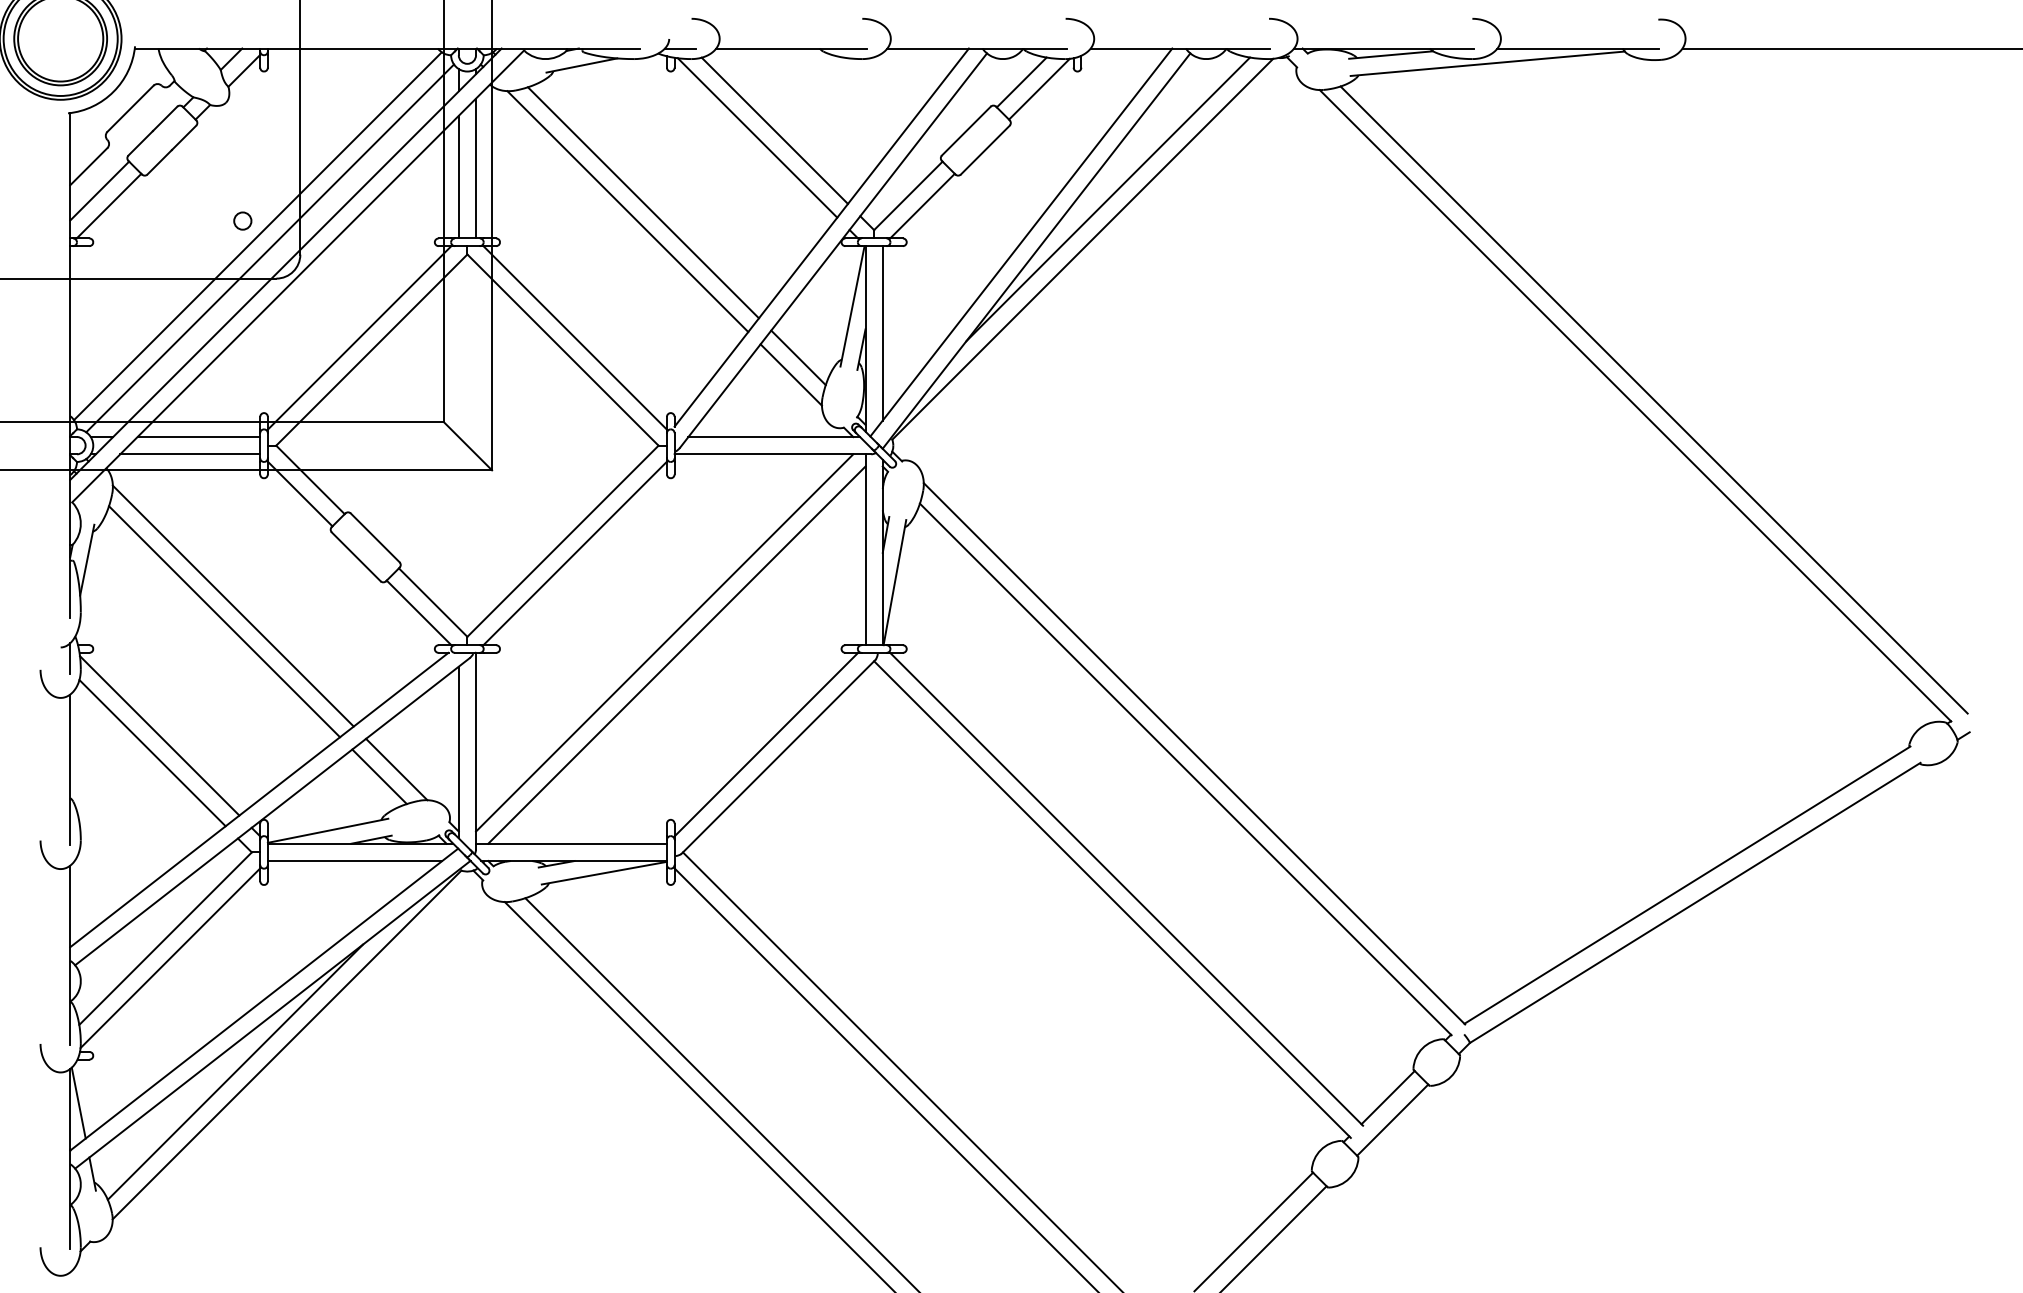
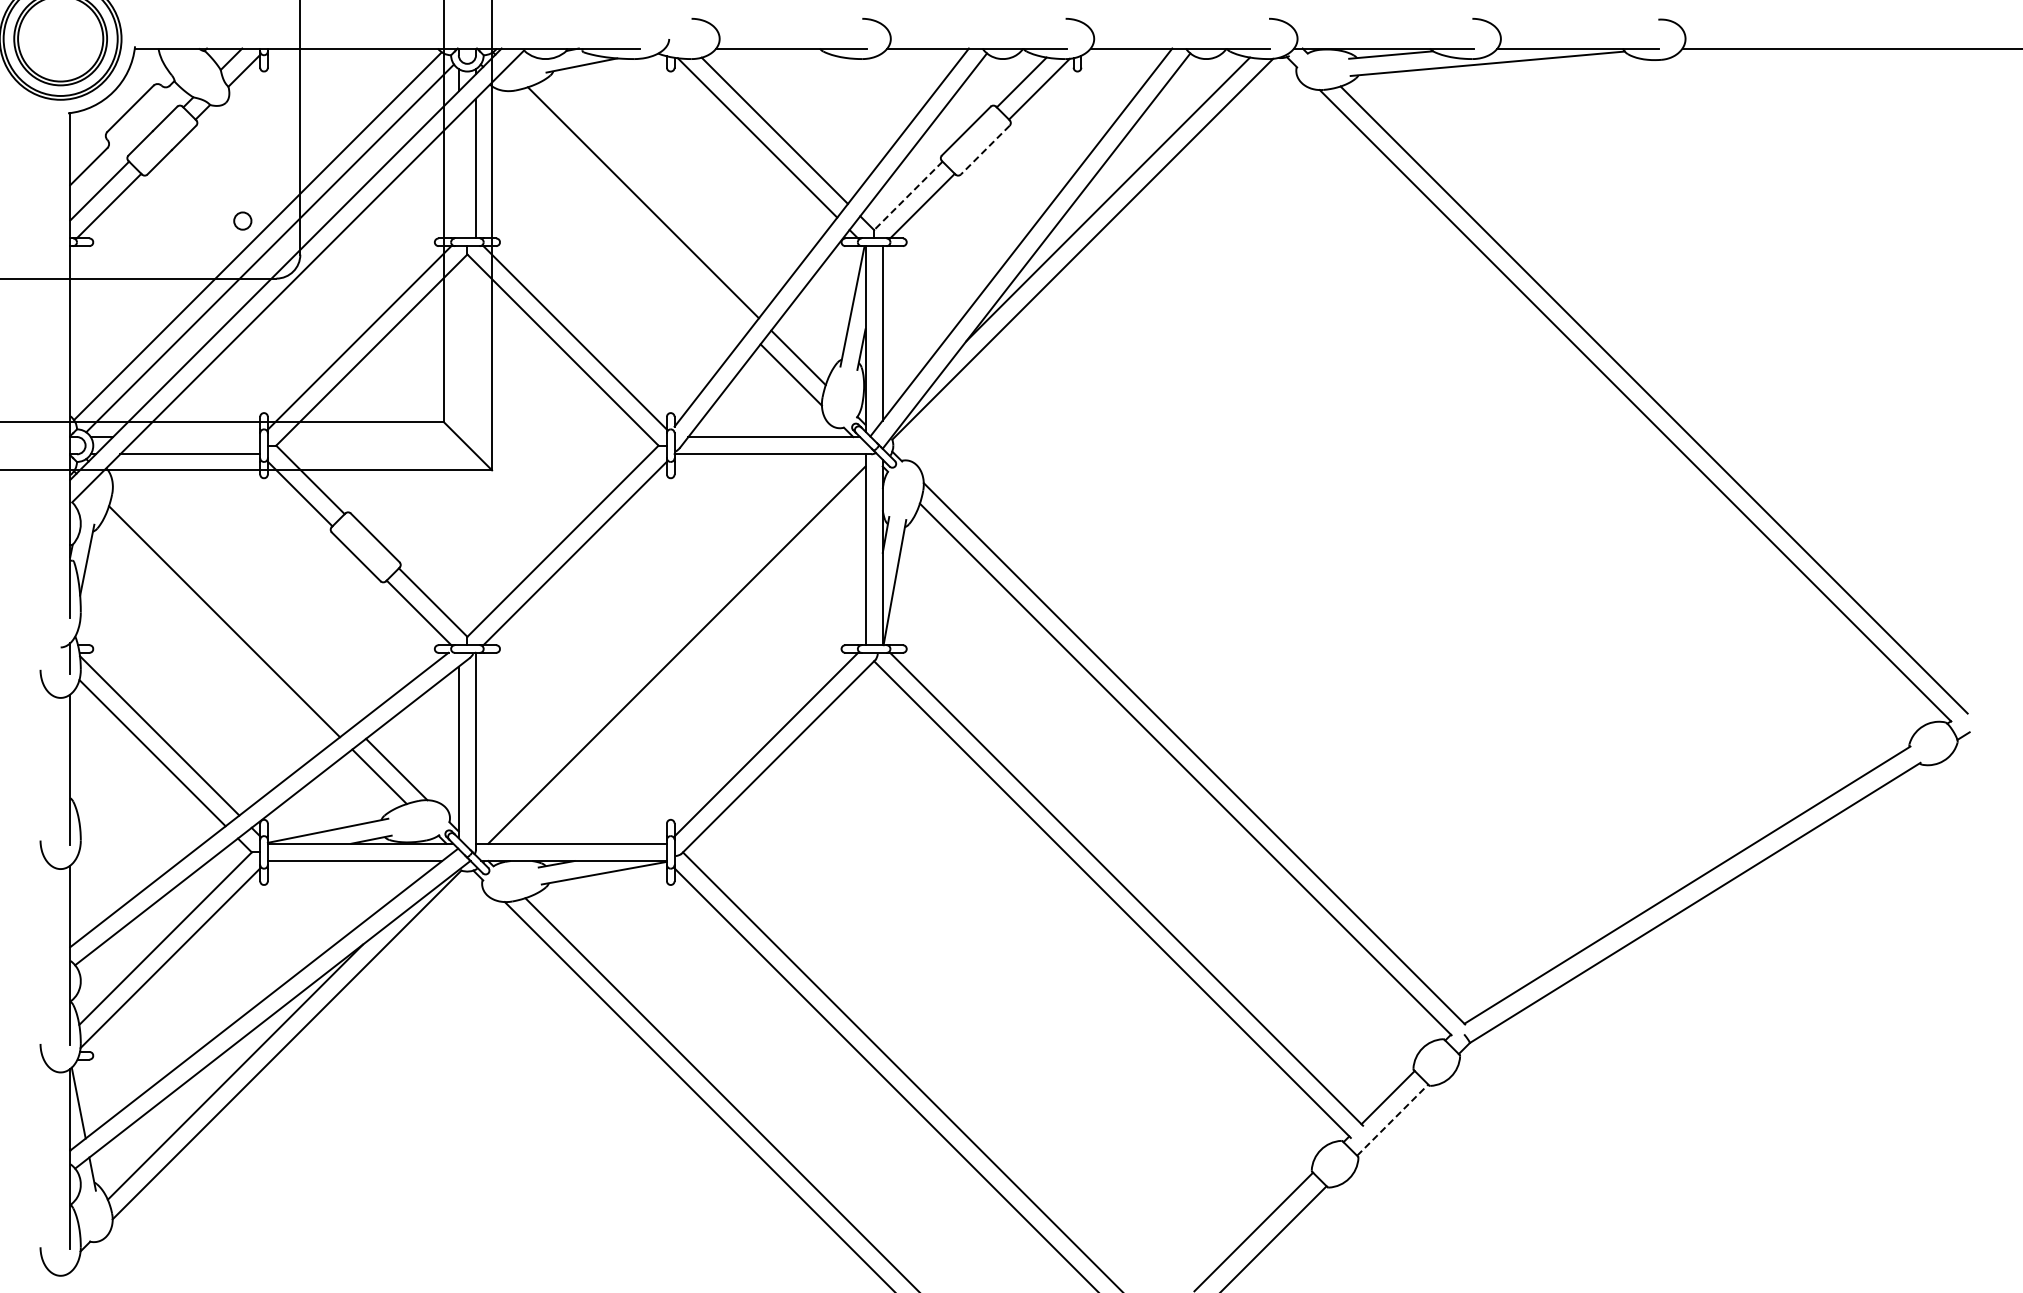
line: present -> none (679, 48)
line: solid -> dashed (985, 150)
line: present -> none (458, 176)
line: solid -> dashed (908, 196)
line: present -> none (627, 211)
line: present -> none (198, 437)
line: present -> none (232, 605)
line: present -> none (664, 642)
line: solid -> dashed (1393, 1119)
